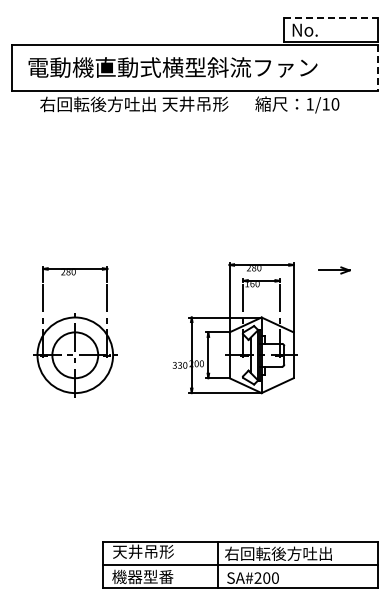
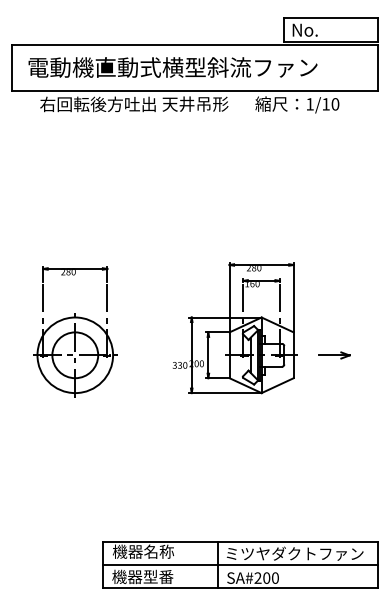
line: dashed -> solid (331, 18)
line: dashed -> solid (378, 67)
part position: (334, 270) -> (334, 355) (334, 355)
text: 天井吊形 -> 機器名称 (143, 551)
text: 右回転後方吐出 -> ミツヤダクトファン (294, 553)
